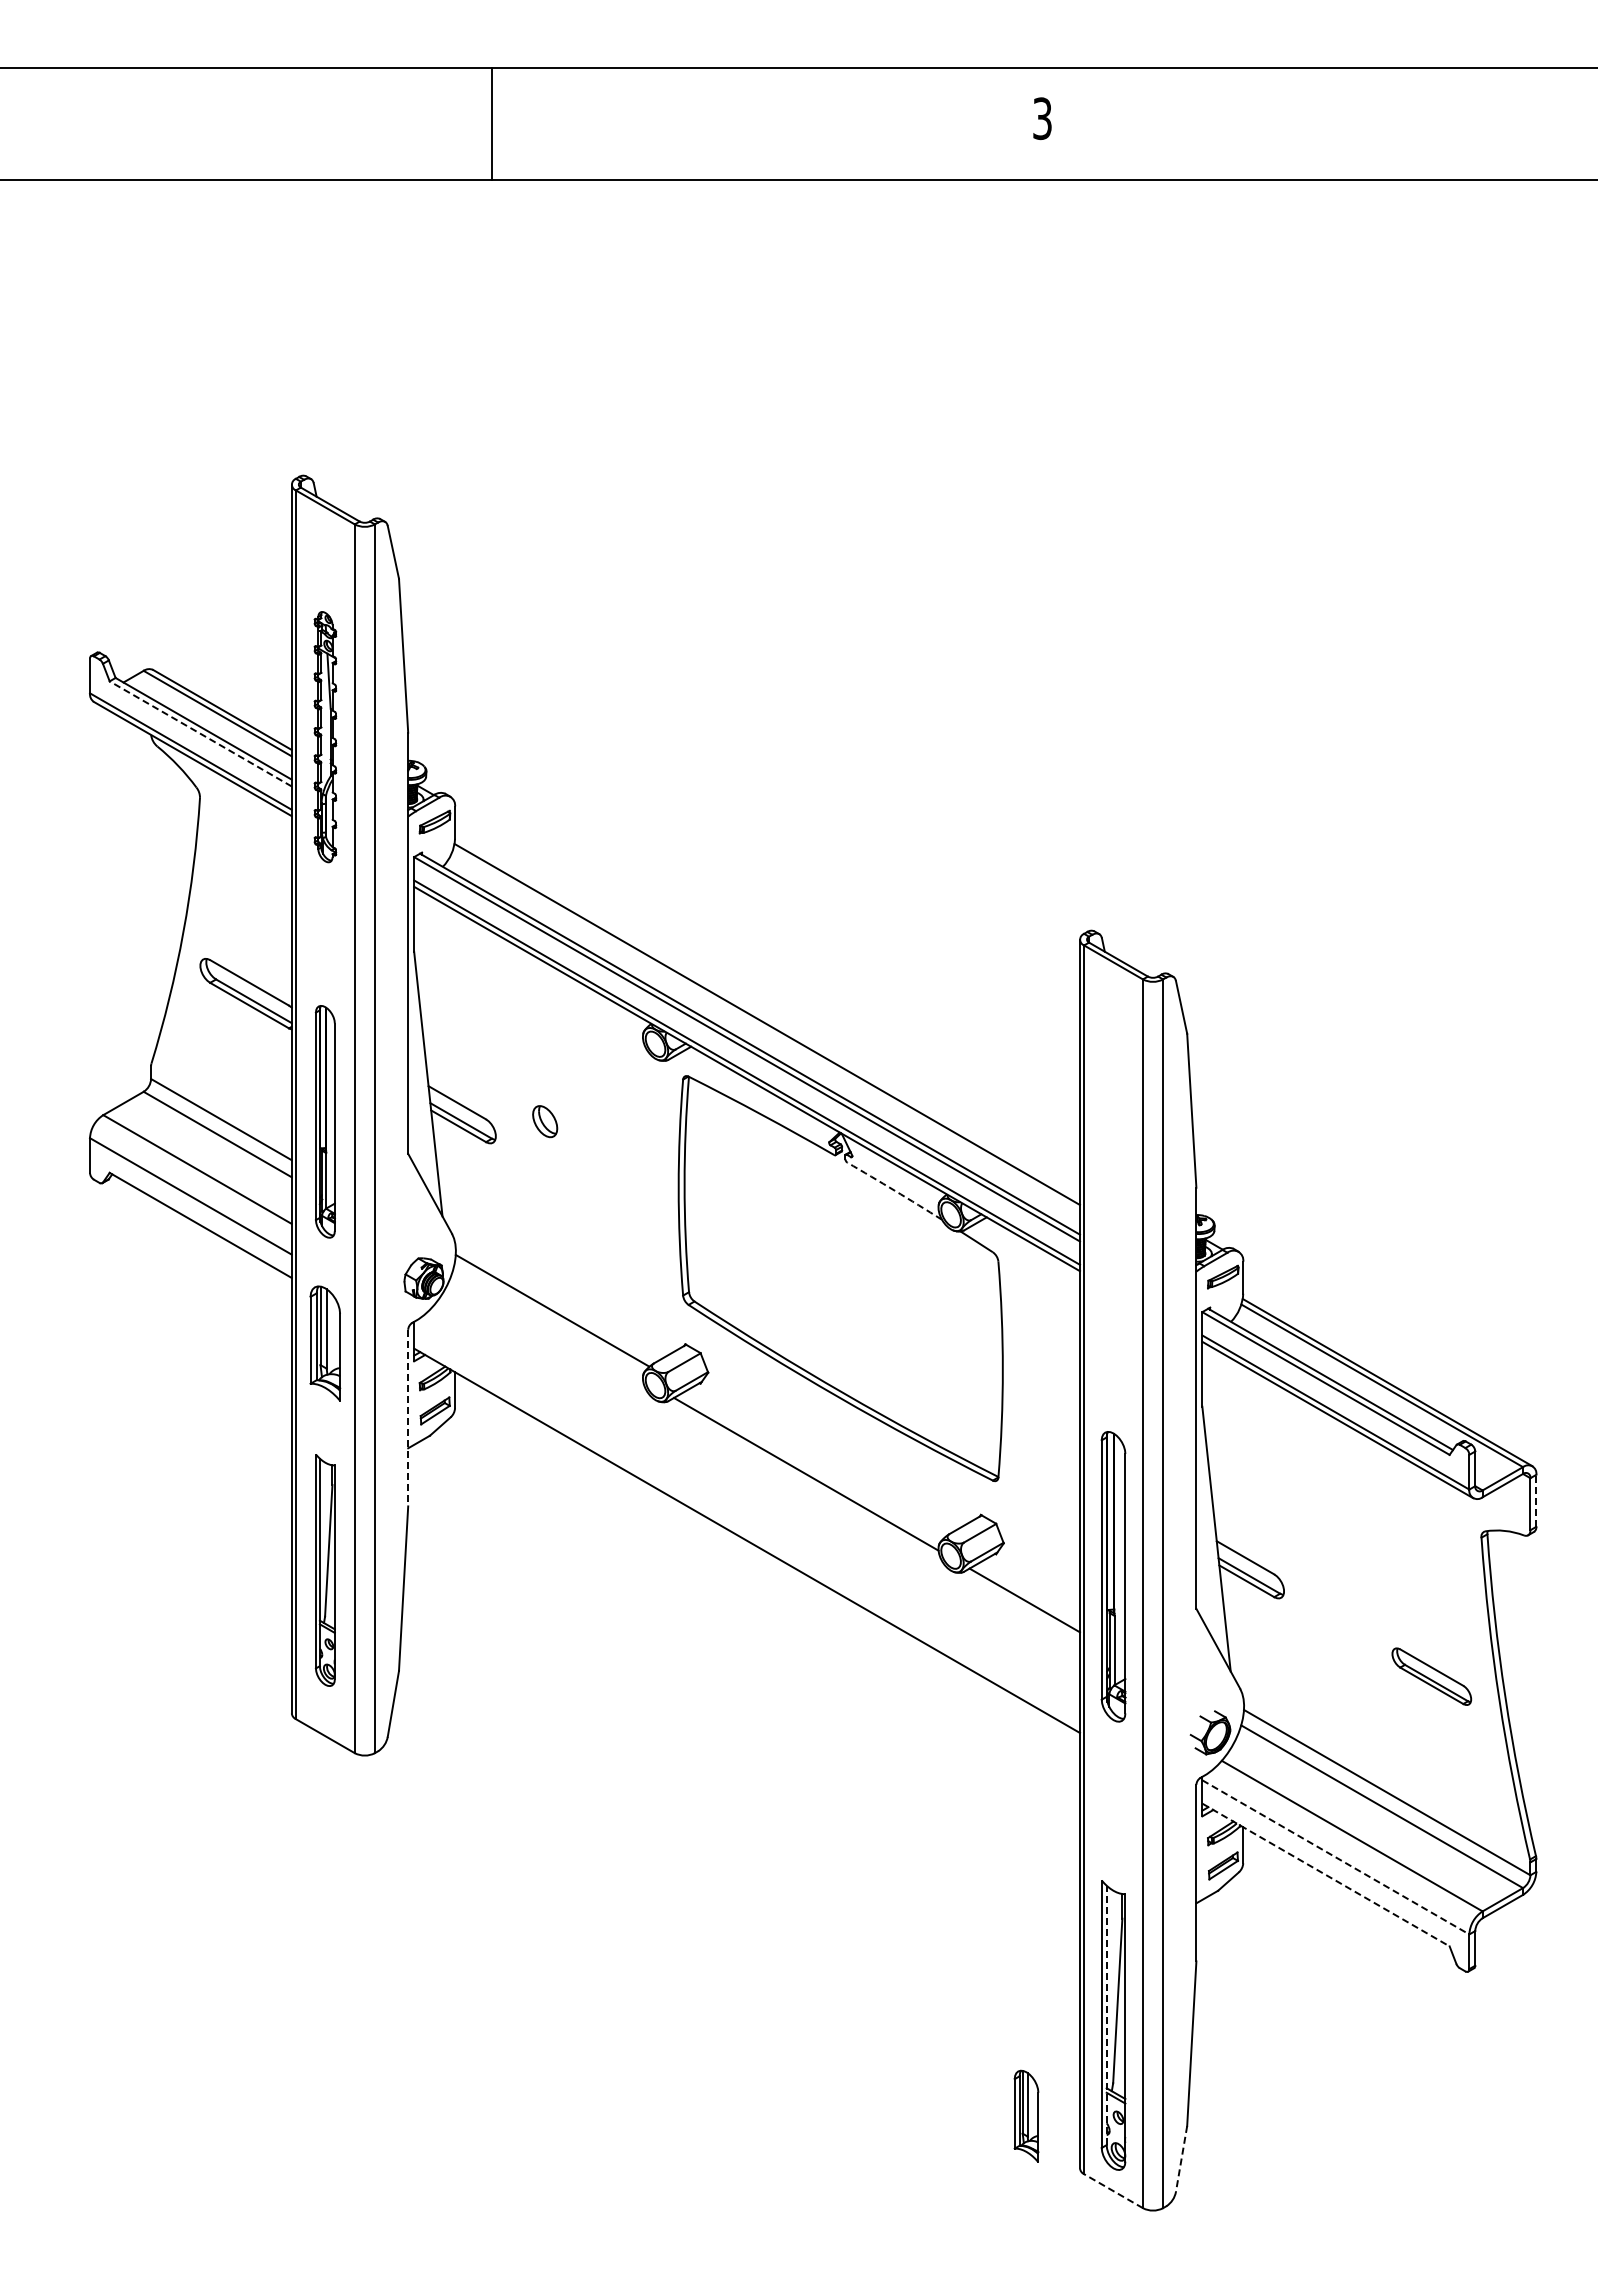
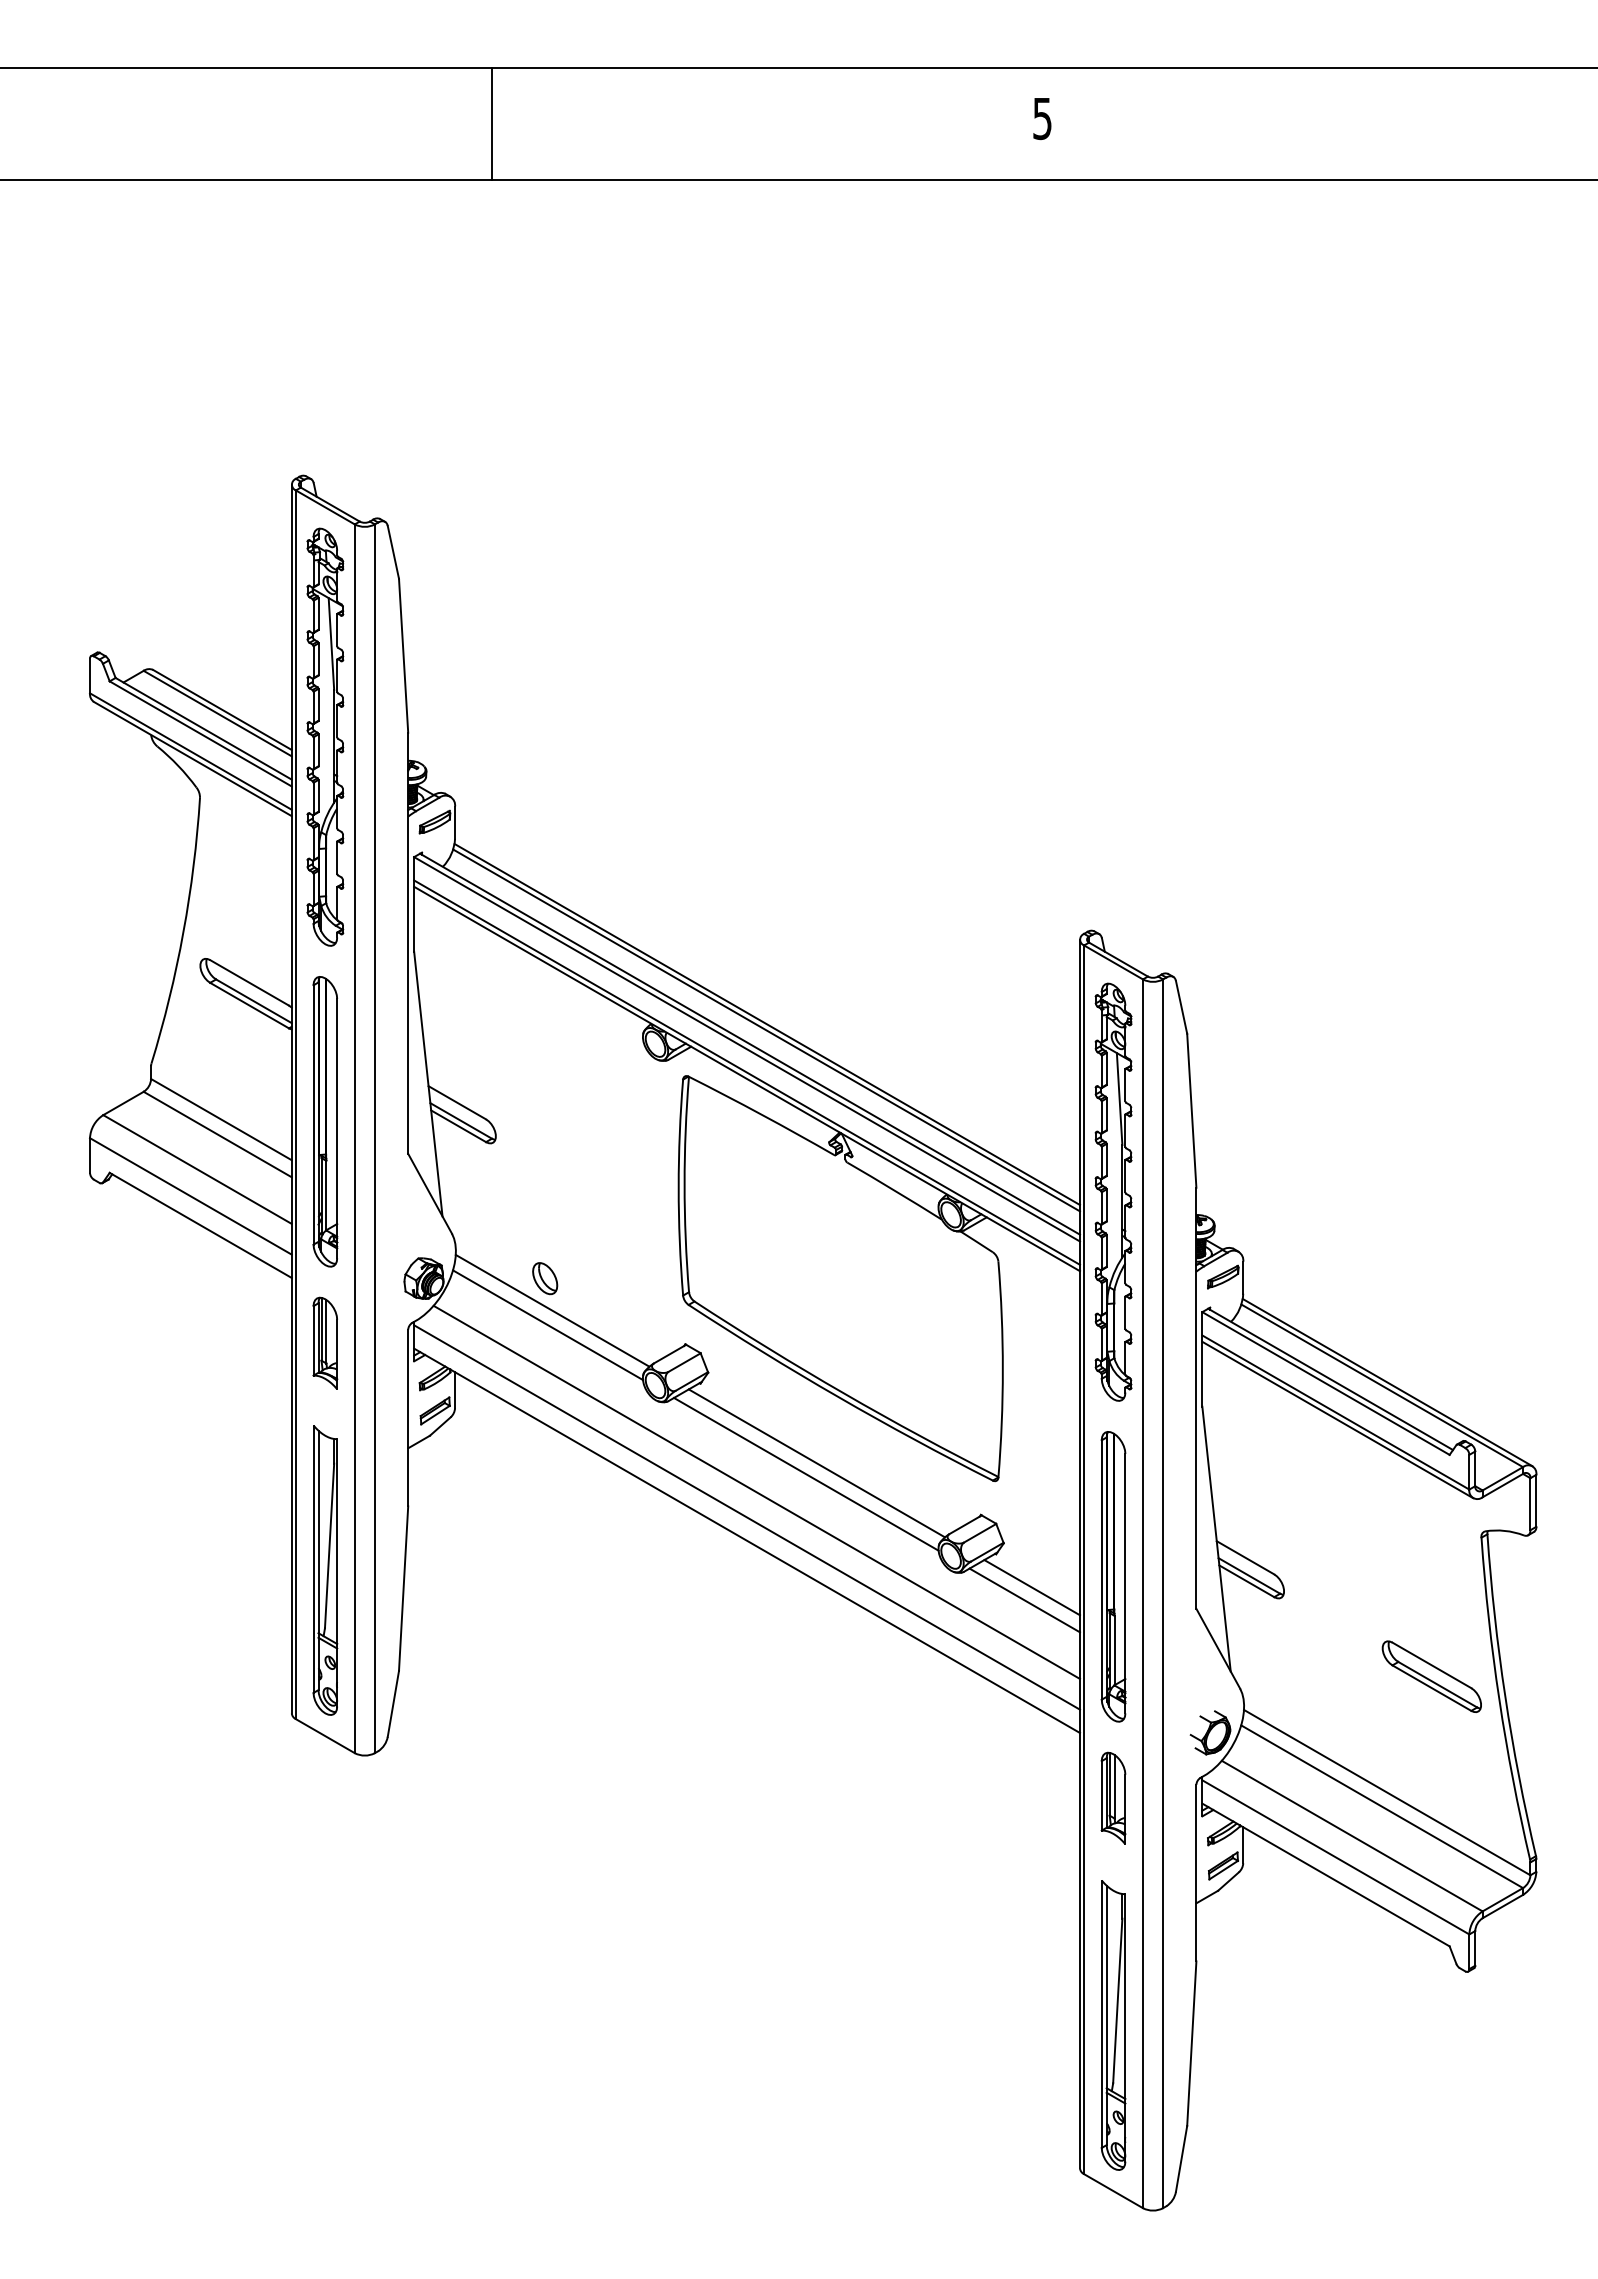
text: 3 -> 5 (1042, 118)
line: dashed -> solid (200, 733)
part size: 25x253 px -> 39x420 px (325, 736)
line: none -> present (766, 1030)
part size: 22x234 px -> 27x292 px (325, 1121)
part position: (545, 1121) -> (545, 1278) (545, 1278)
arc: dashed -> solid (894, 1190)
part: none -> present (1113, 1191)
line: none -> present (547, 1325)
part size: 33x117 px -> 27x94 px (325, 1342)
line: dashed -> solid (408, 1418)
line: none -> present (816, 1463)
line: none -> present (756, 1491)
line: dashed -> solid (1536, 1500)
line: none -> present (746, 1517)
part size: 22x233 px -> 27x291 px (325, 1570)
line: none -> present (1031, 1587)
part size: 82x59 px -> 101x73 px (1431, 1676)
line: dashed -> solid (1336, 1857)
line: dashed -> solid (1325, 1875)
line: dashed -> solid (1106, 2015)
part position: (1026, 2115) -> (1113, 1797) (1113, 1797)
line: dashed -> solid (1181, 2159)
line: dashed -> solid (1113, 2191)
